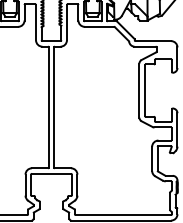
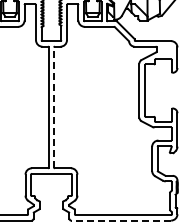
line: solid -> dashed (54, 106)
line: solid -> dashed (121, 220)
